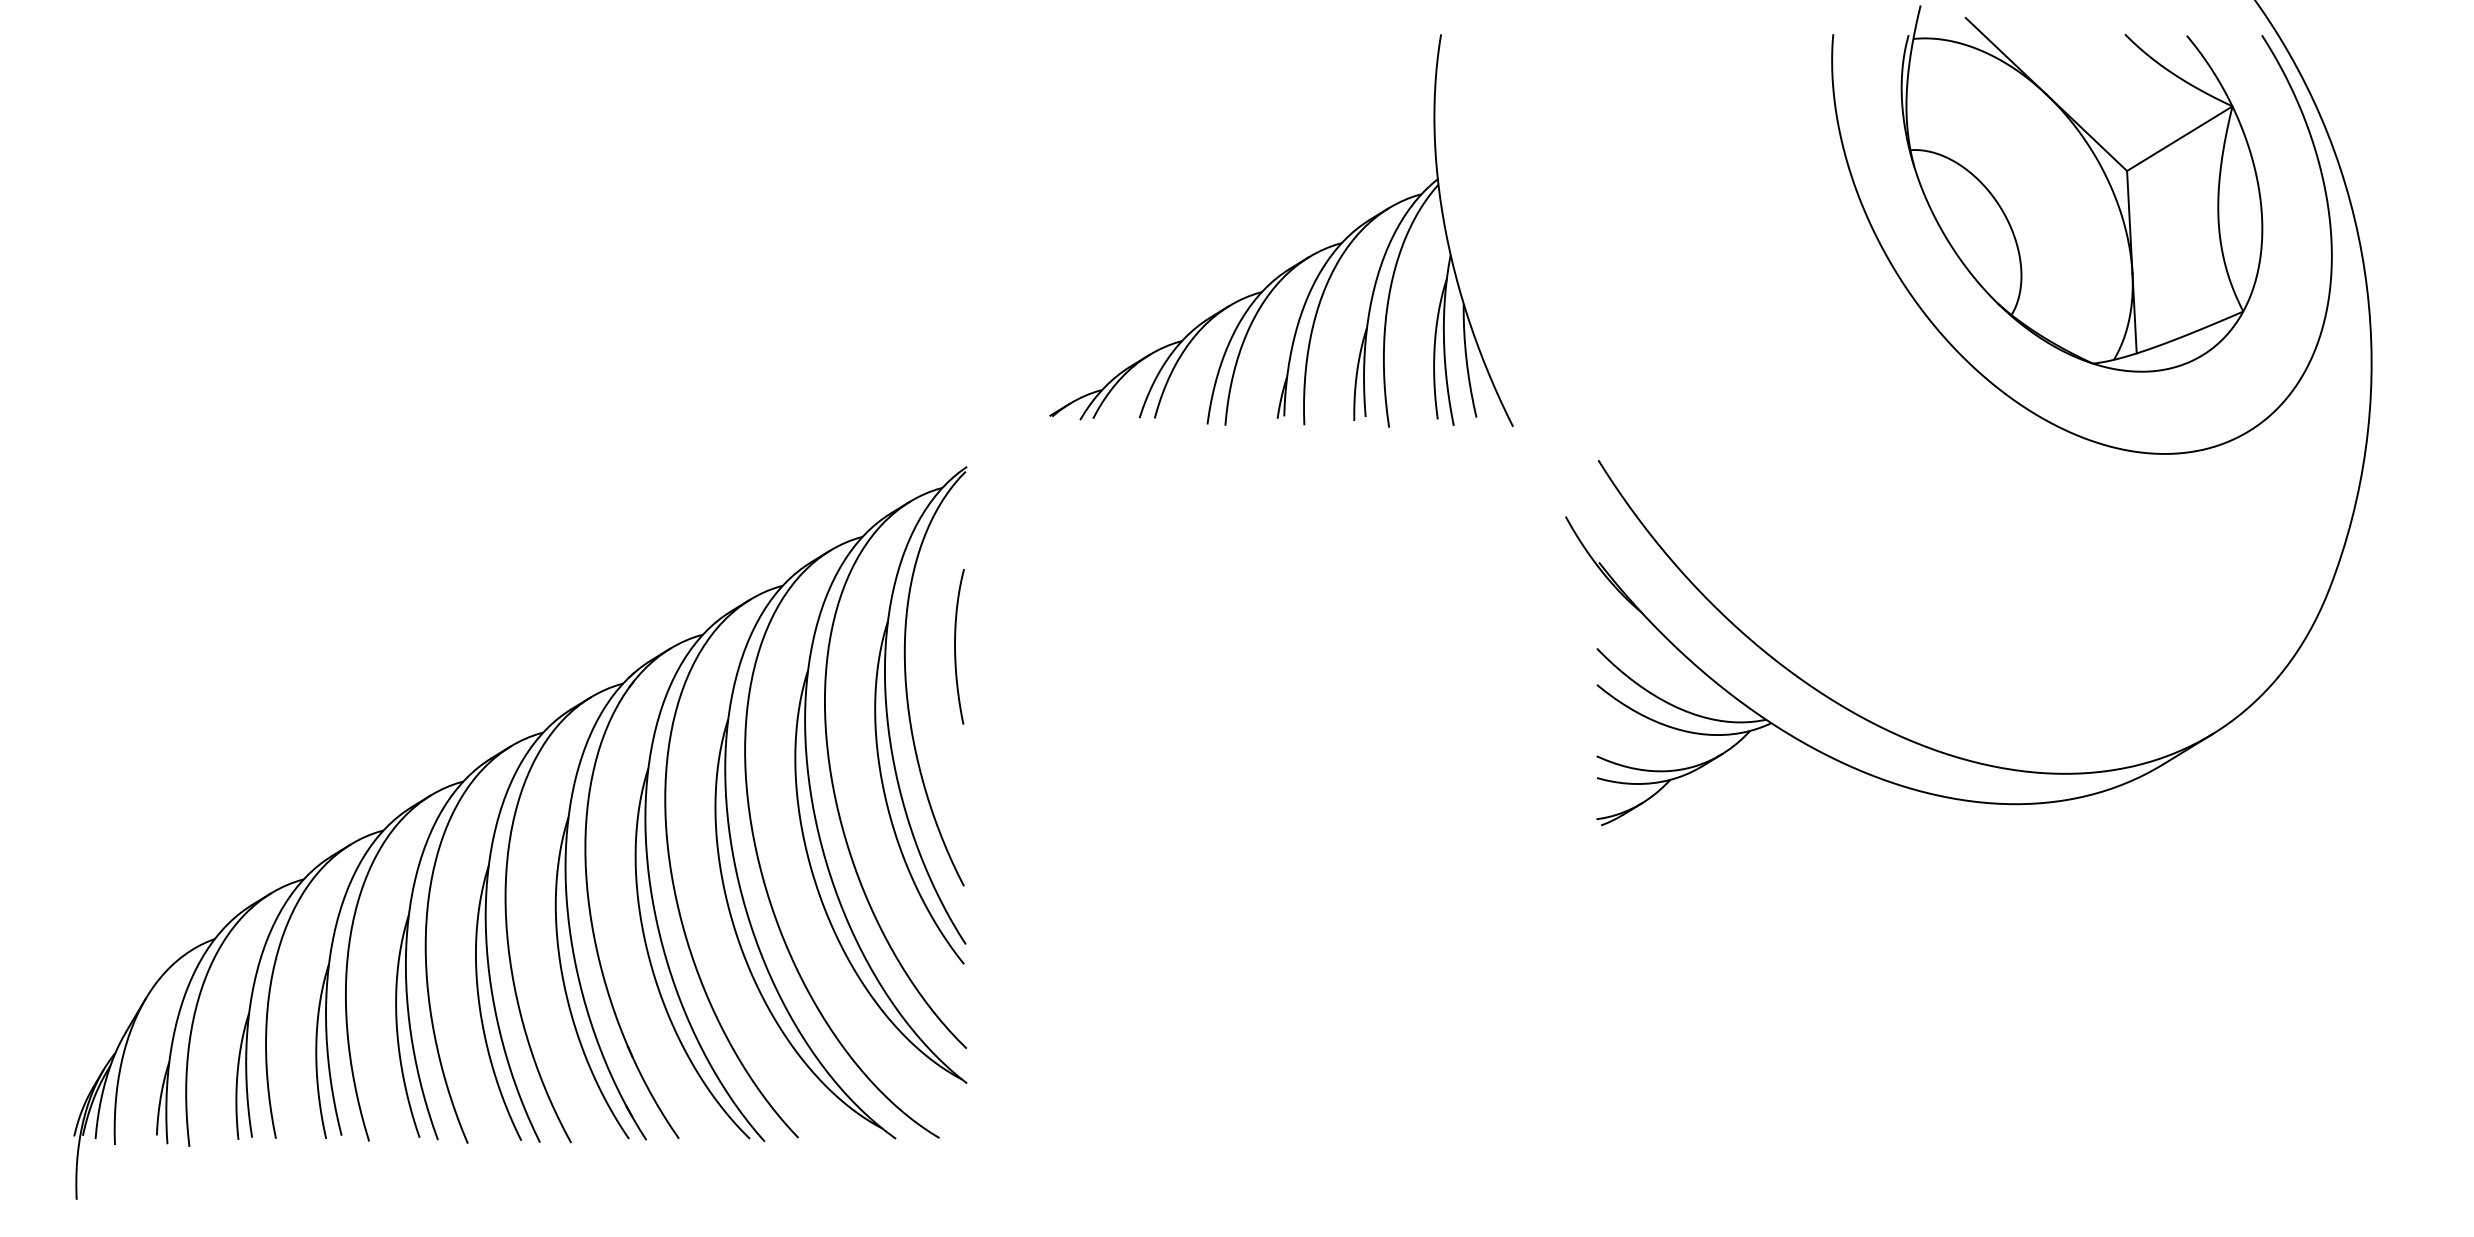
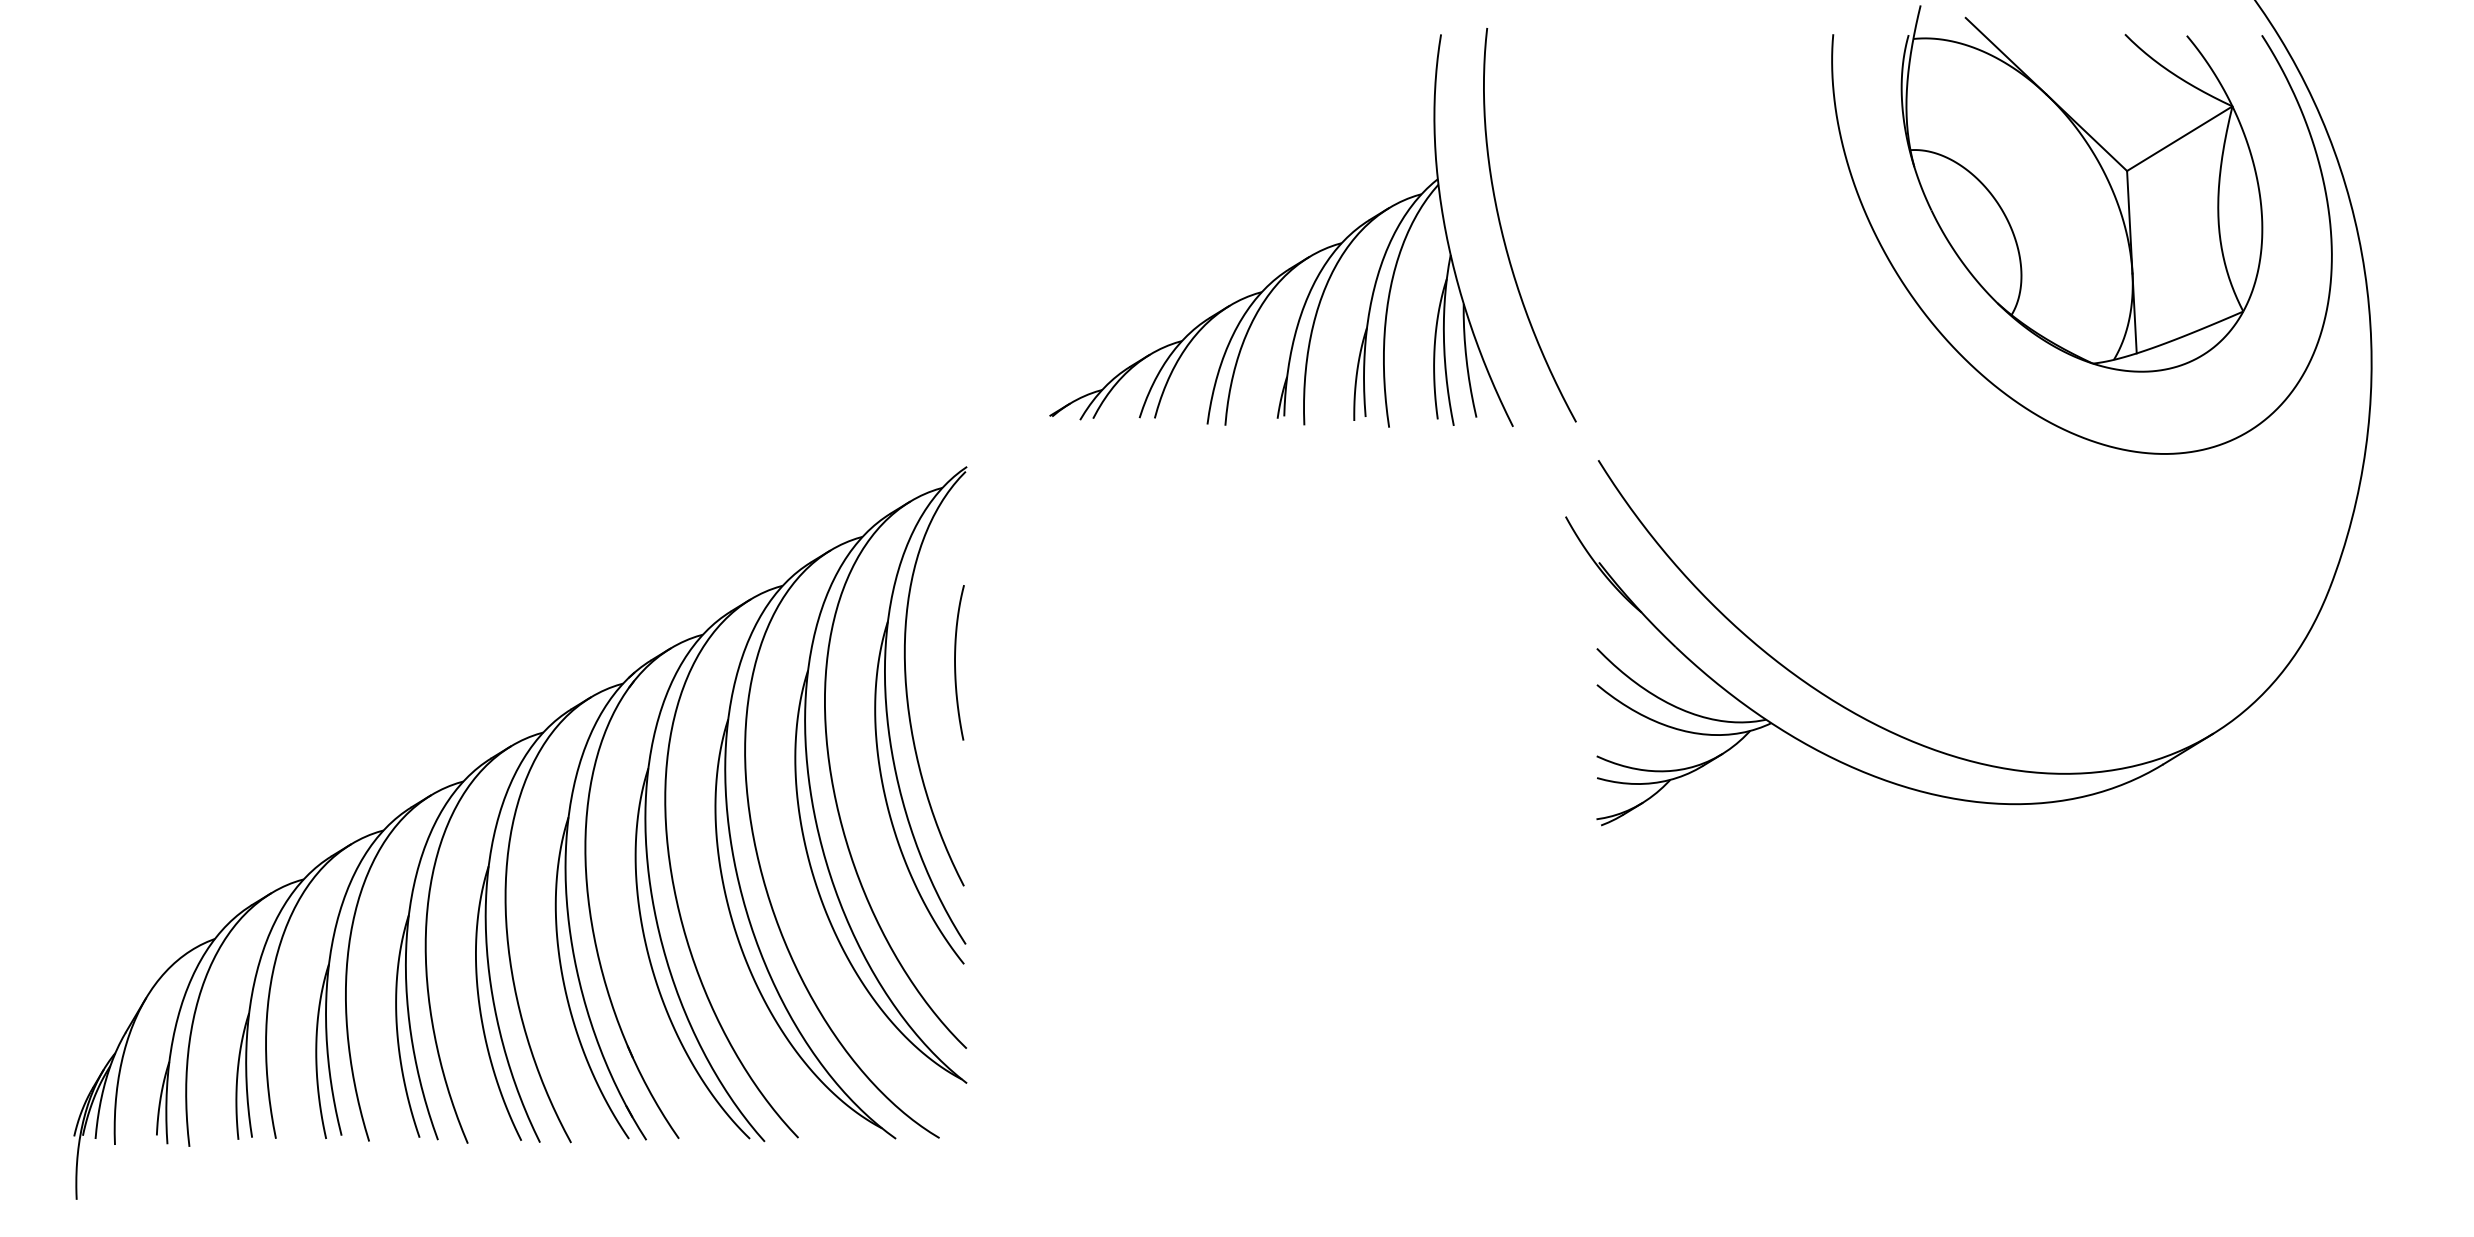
curve: none -> present (1503, 233)
curve position: (955, 646) -> (955, 662) (955, 662)
